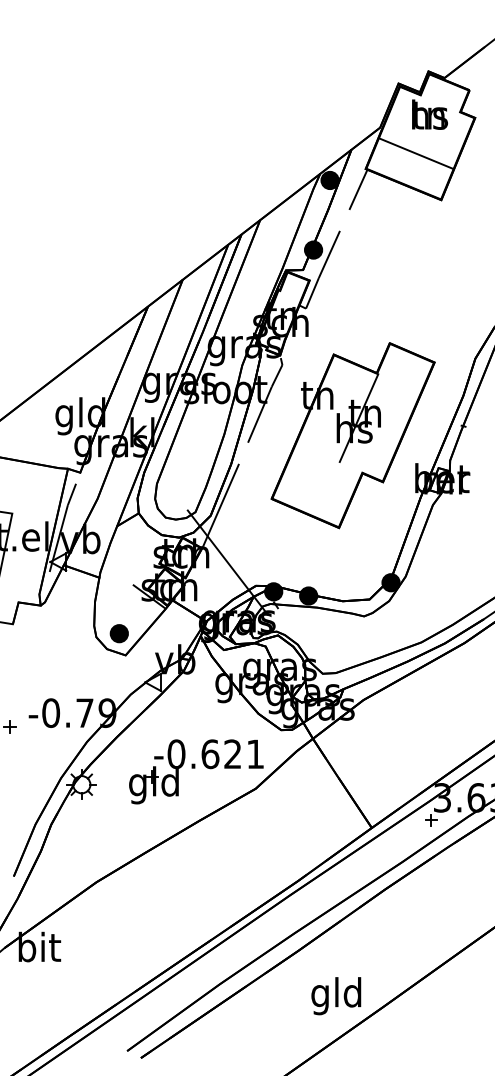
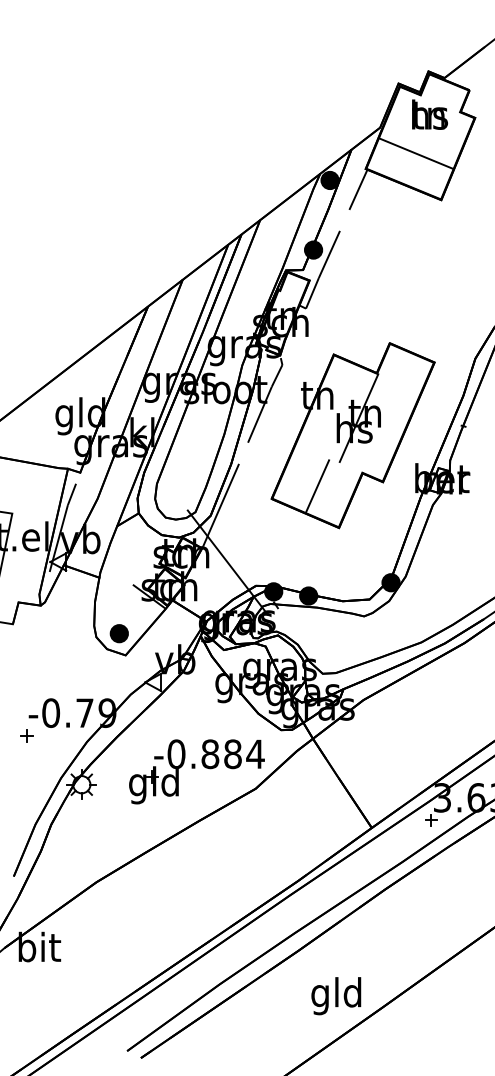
line: none -> present (317, 486)
part position: (9, 726) -> (26, 735) (26, 735)
text: -0.621 -> -0.884 (232, 754)
